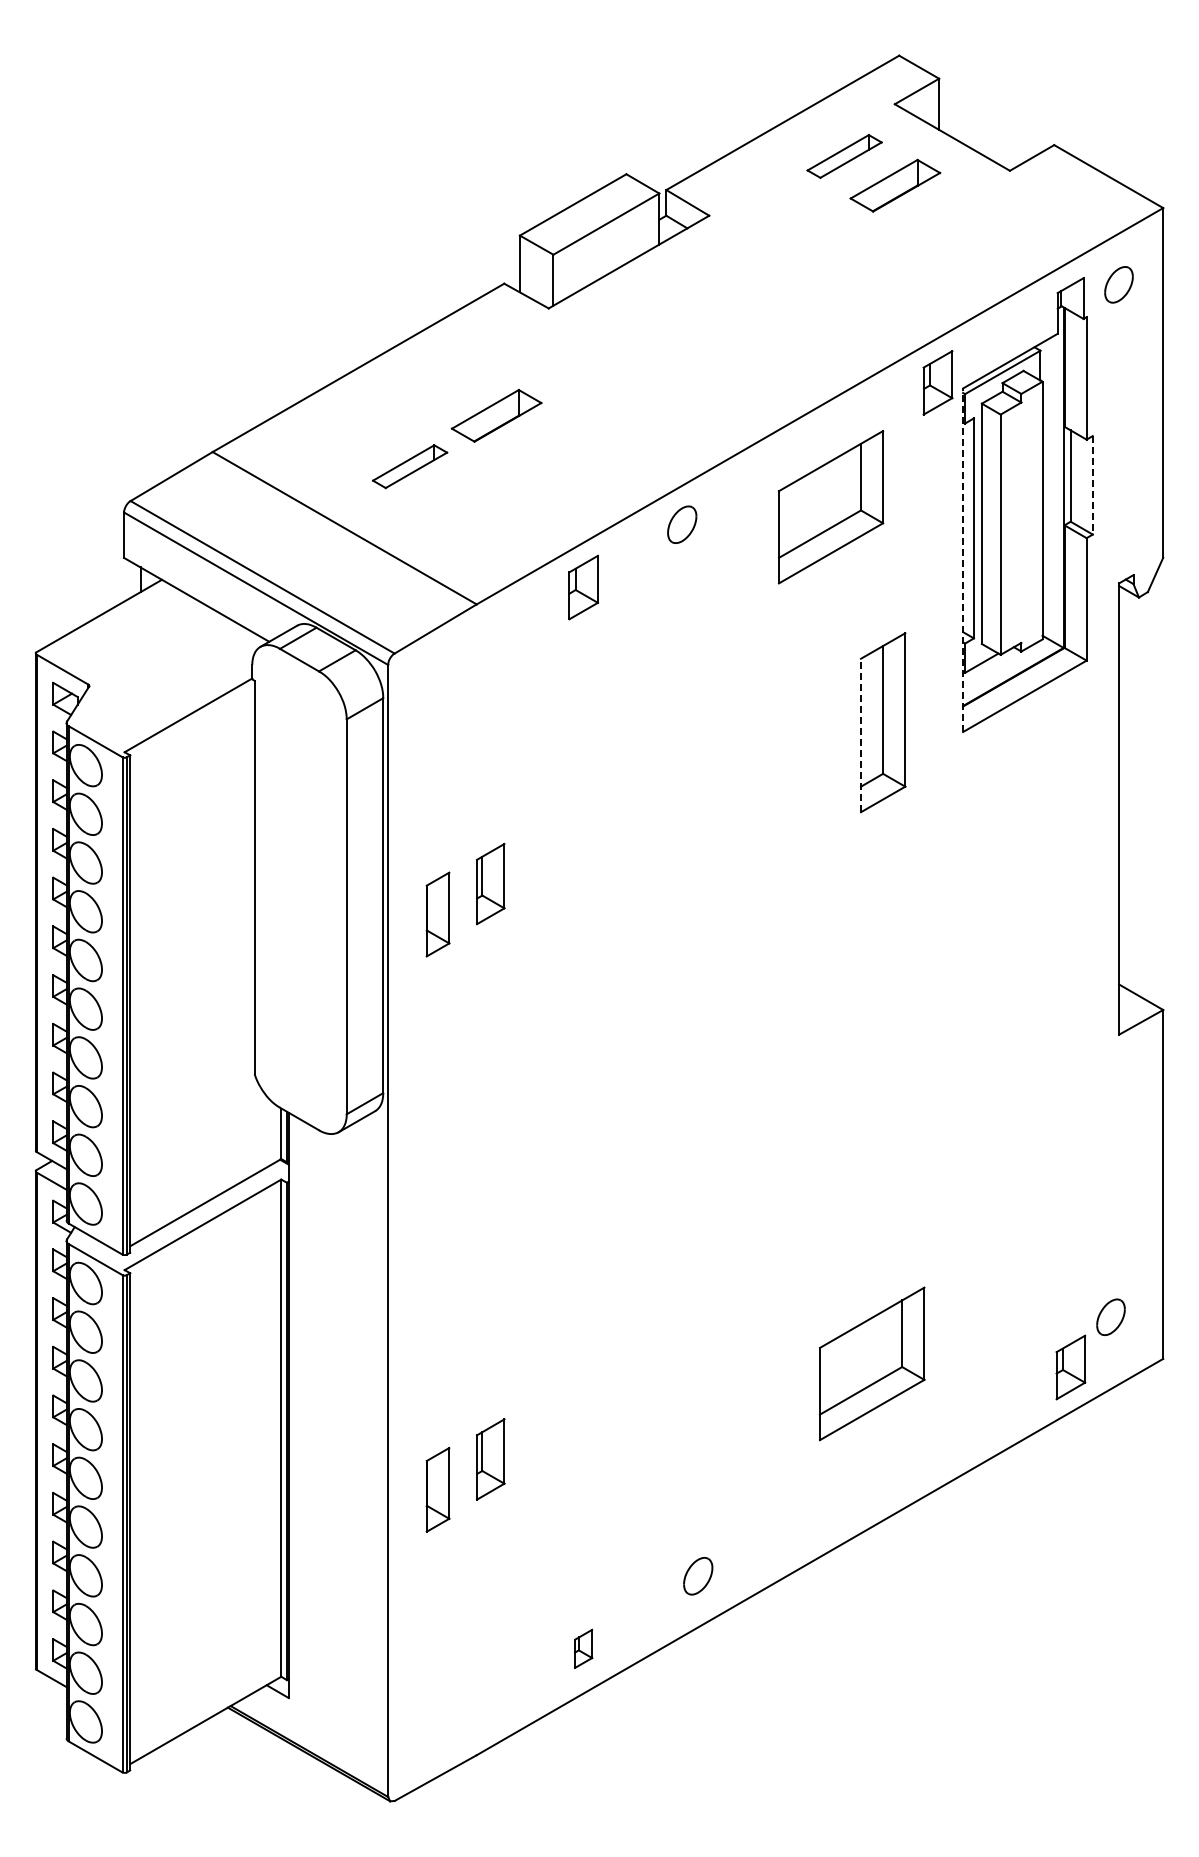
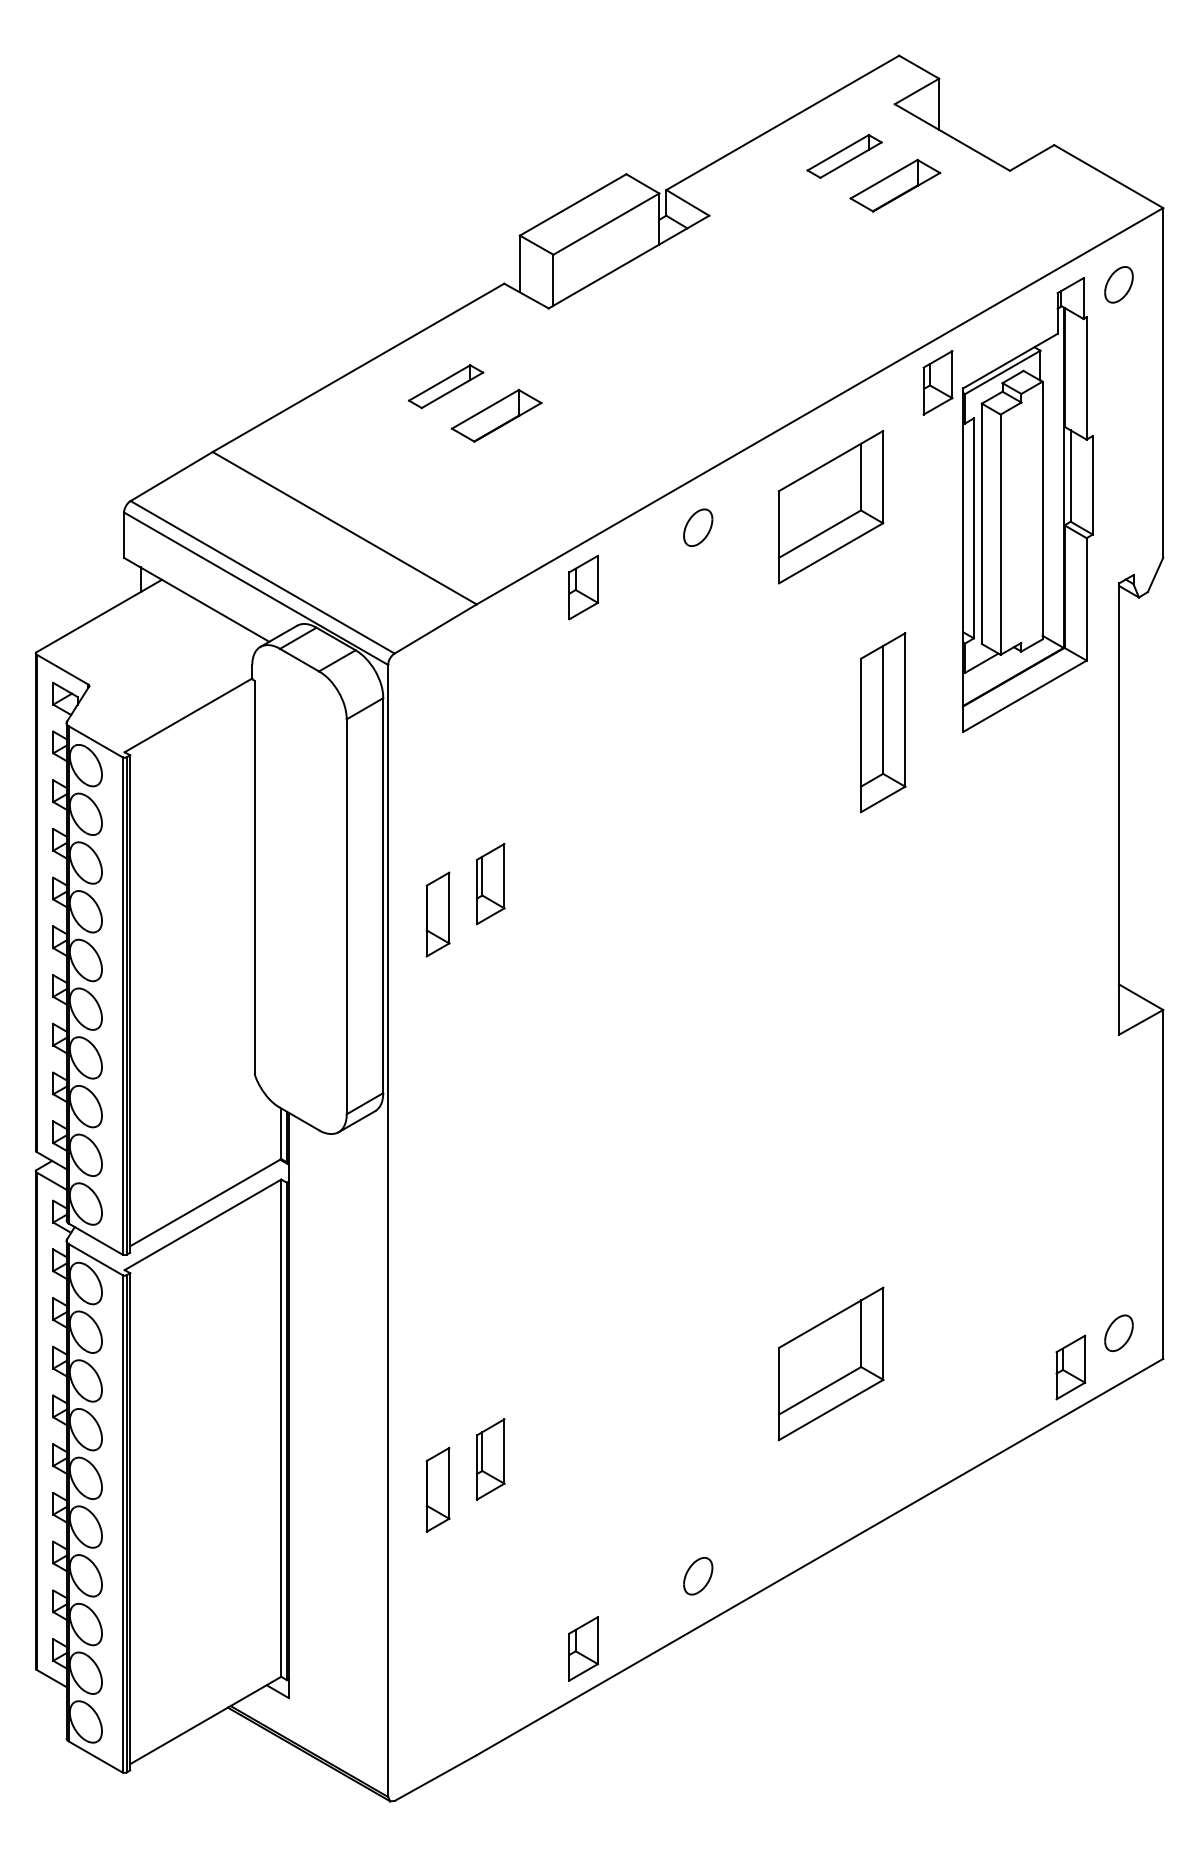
part position: (410, 466) -> (446, 386) (446, 386)
line: dashed -> solid (1092, 485)
part position: (682, 524) -> (698, 527) (698, 527)
line: dashed -> solid (963, 560)
line: dashed -> solid (861, 735)
part position: (1110, 1316) -> (1118, 1332) (1118, 1332)
part position: (871, 1363) -> (830, 1363) (830, 1363)
part size: 20x41 px -> 31x66 px (583, 1648)
